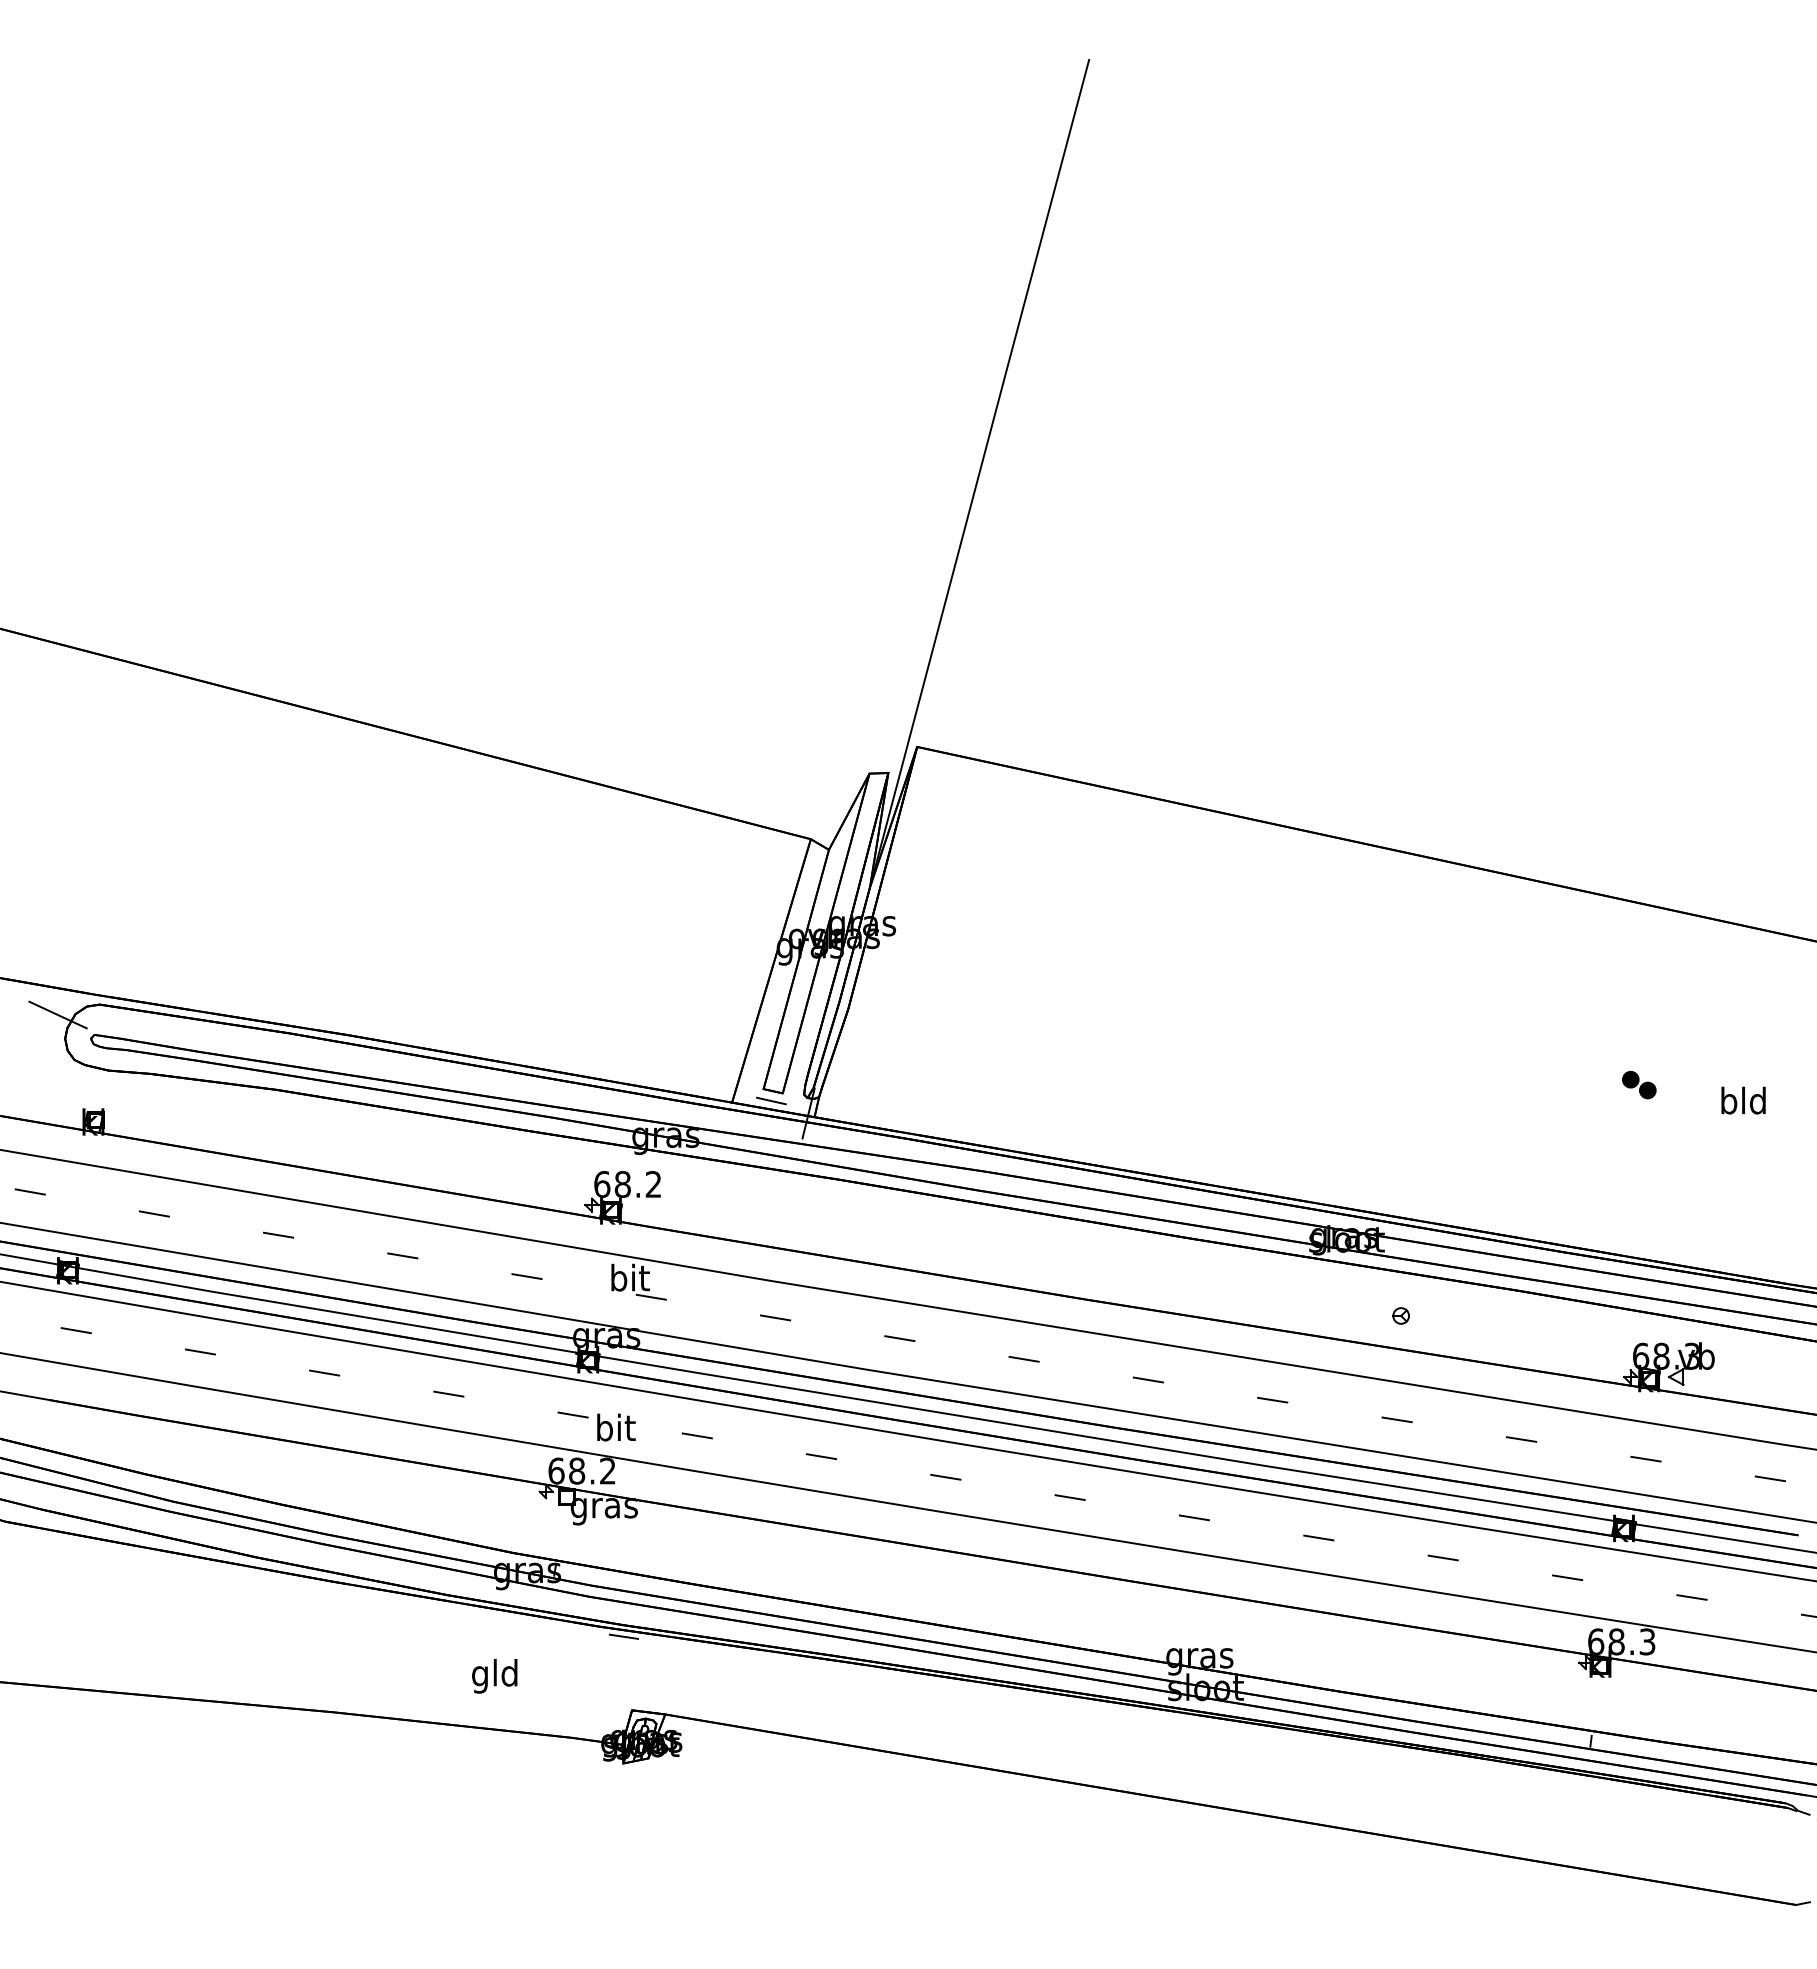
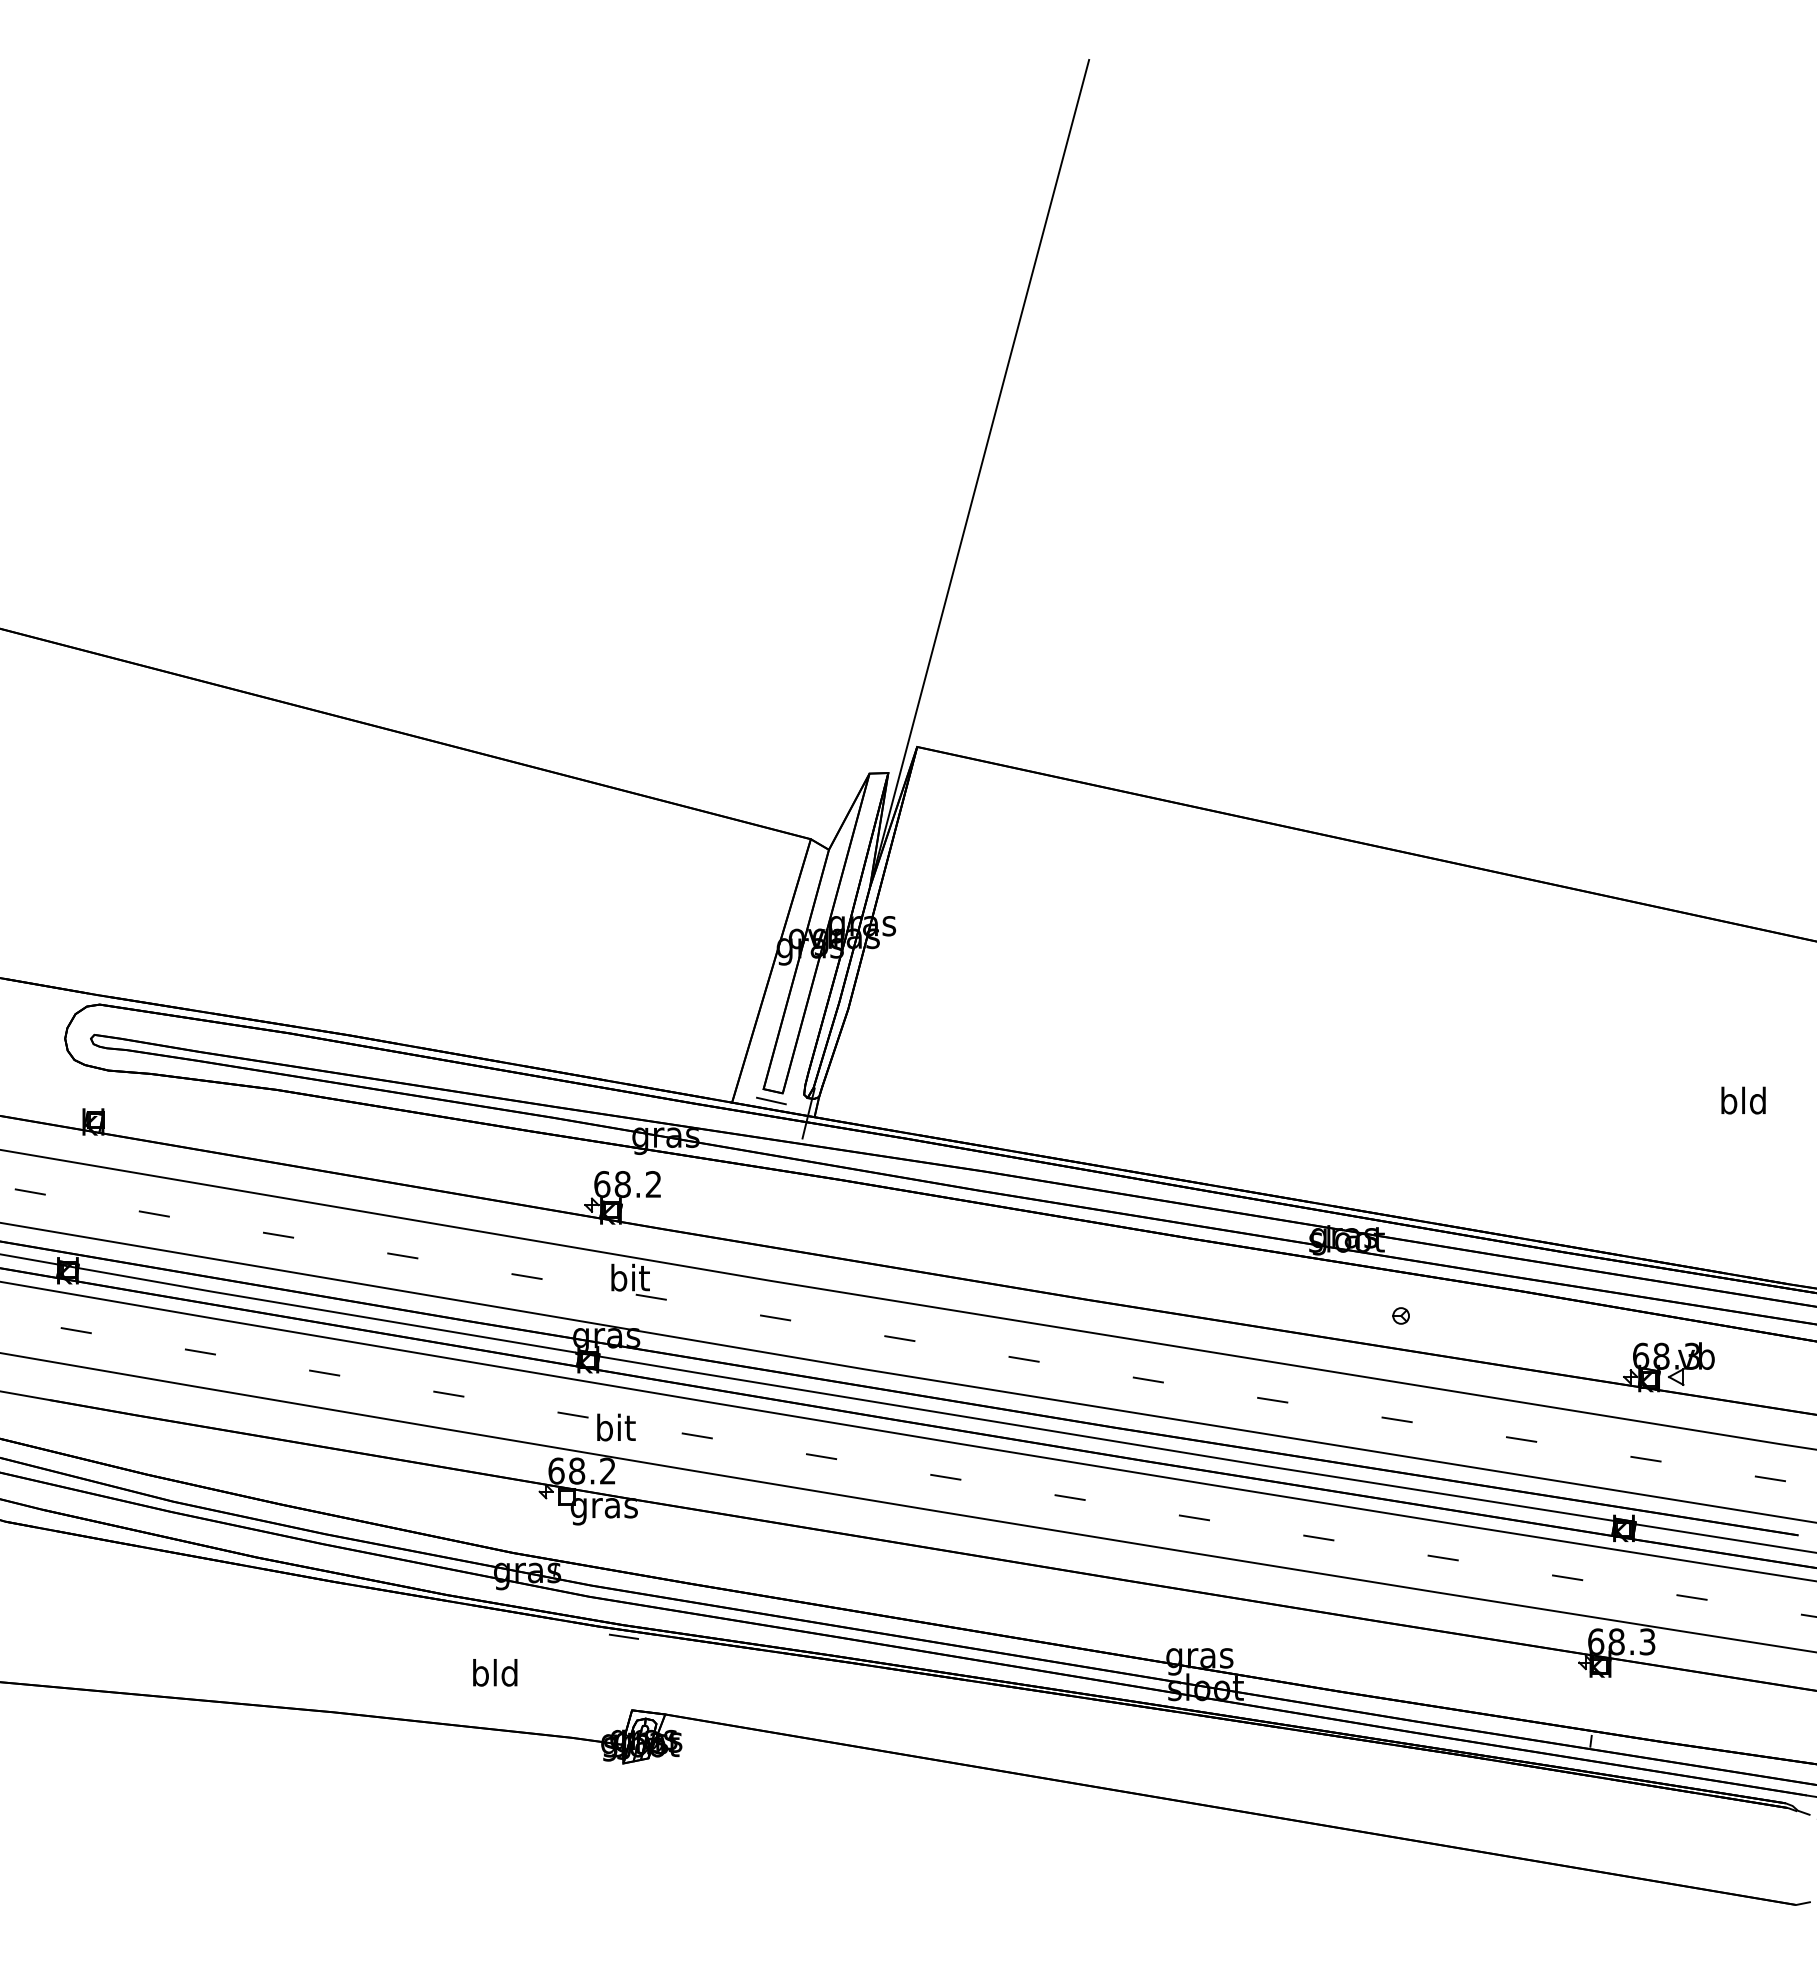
line: present -> none (57, 1014)
part: present -> none (1639, 1084)
text: gld -> bld (480, 1676)
